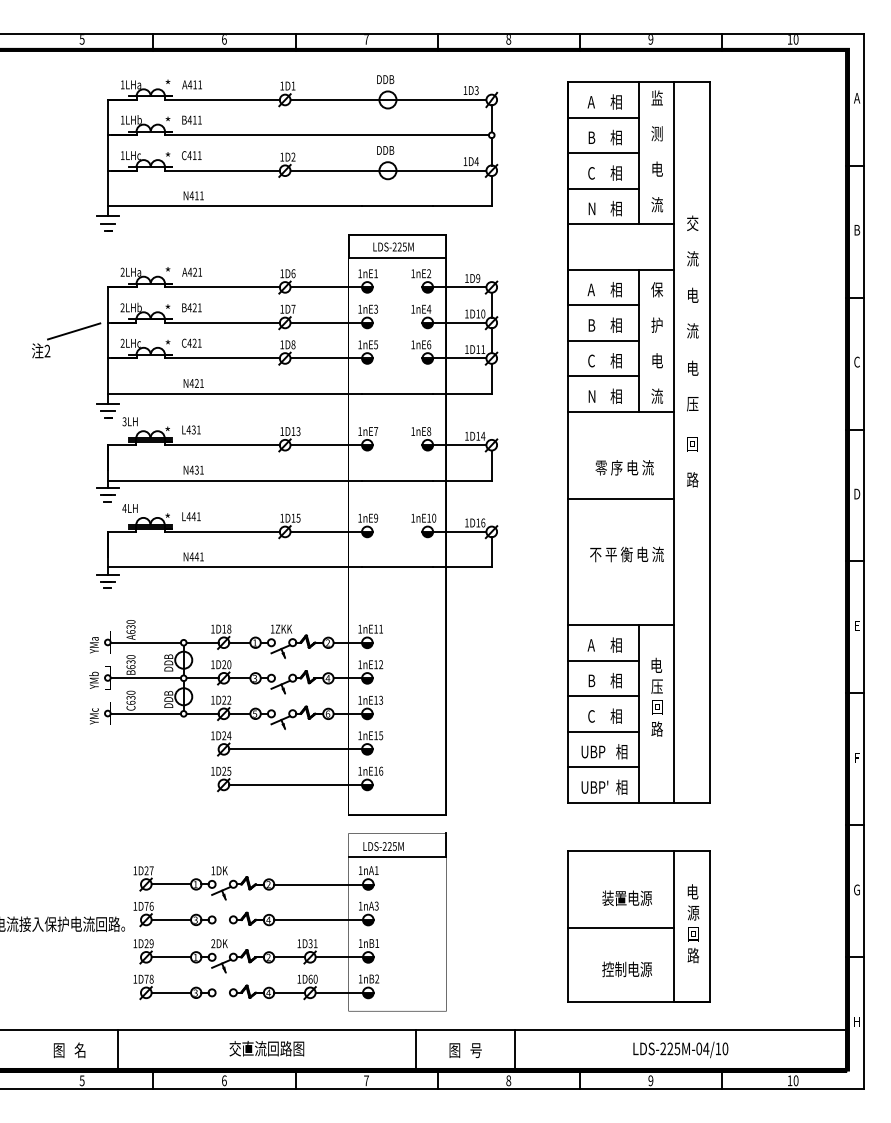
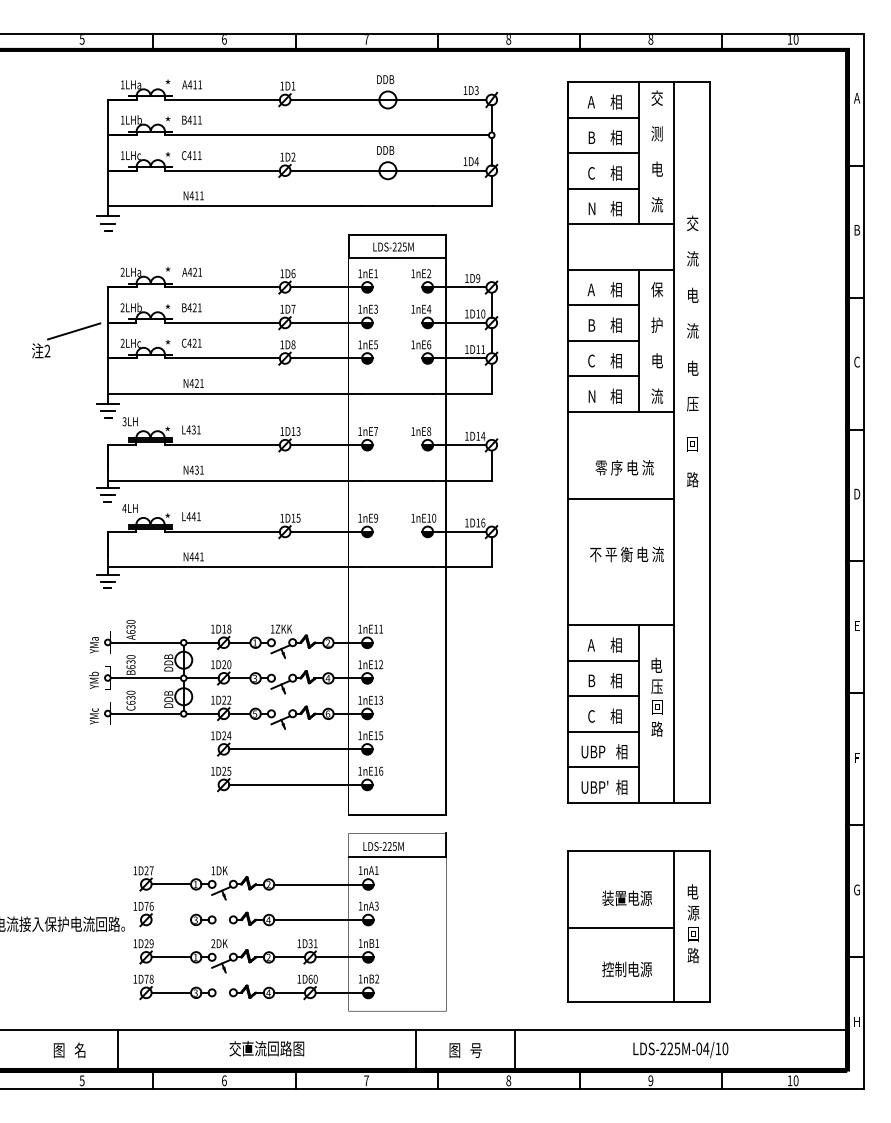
text: 9 -> 8 (650, 39)
text: 监 -> 交 (656, 97)
line: present -> none (171, 919)
